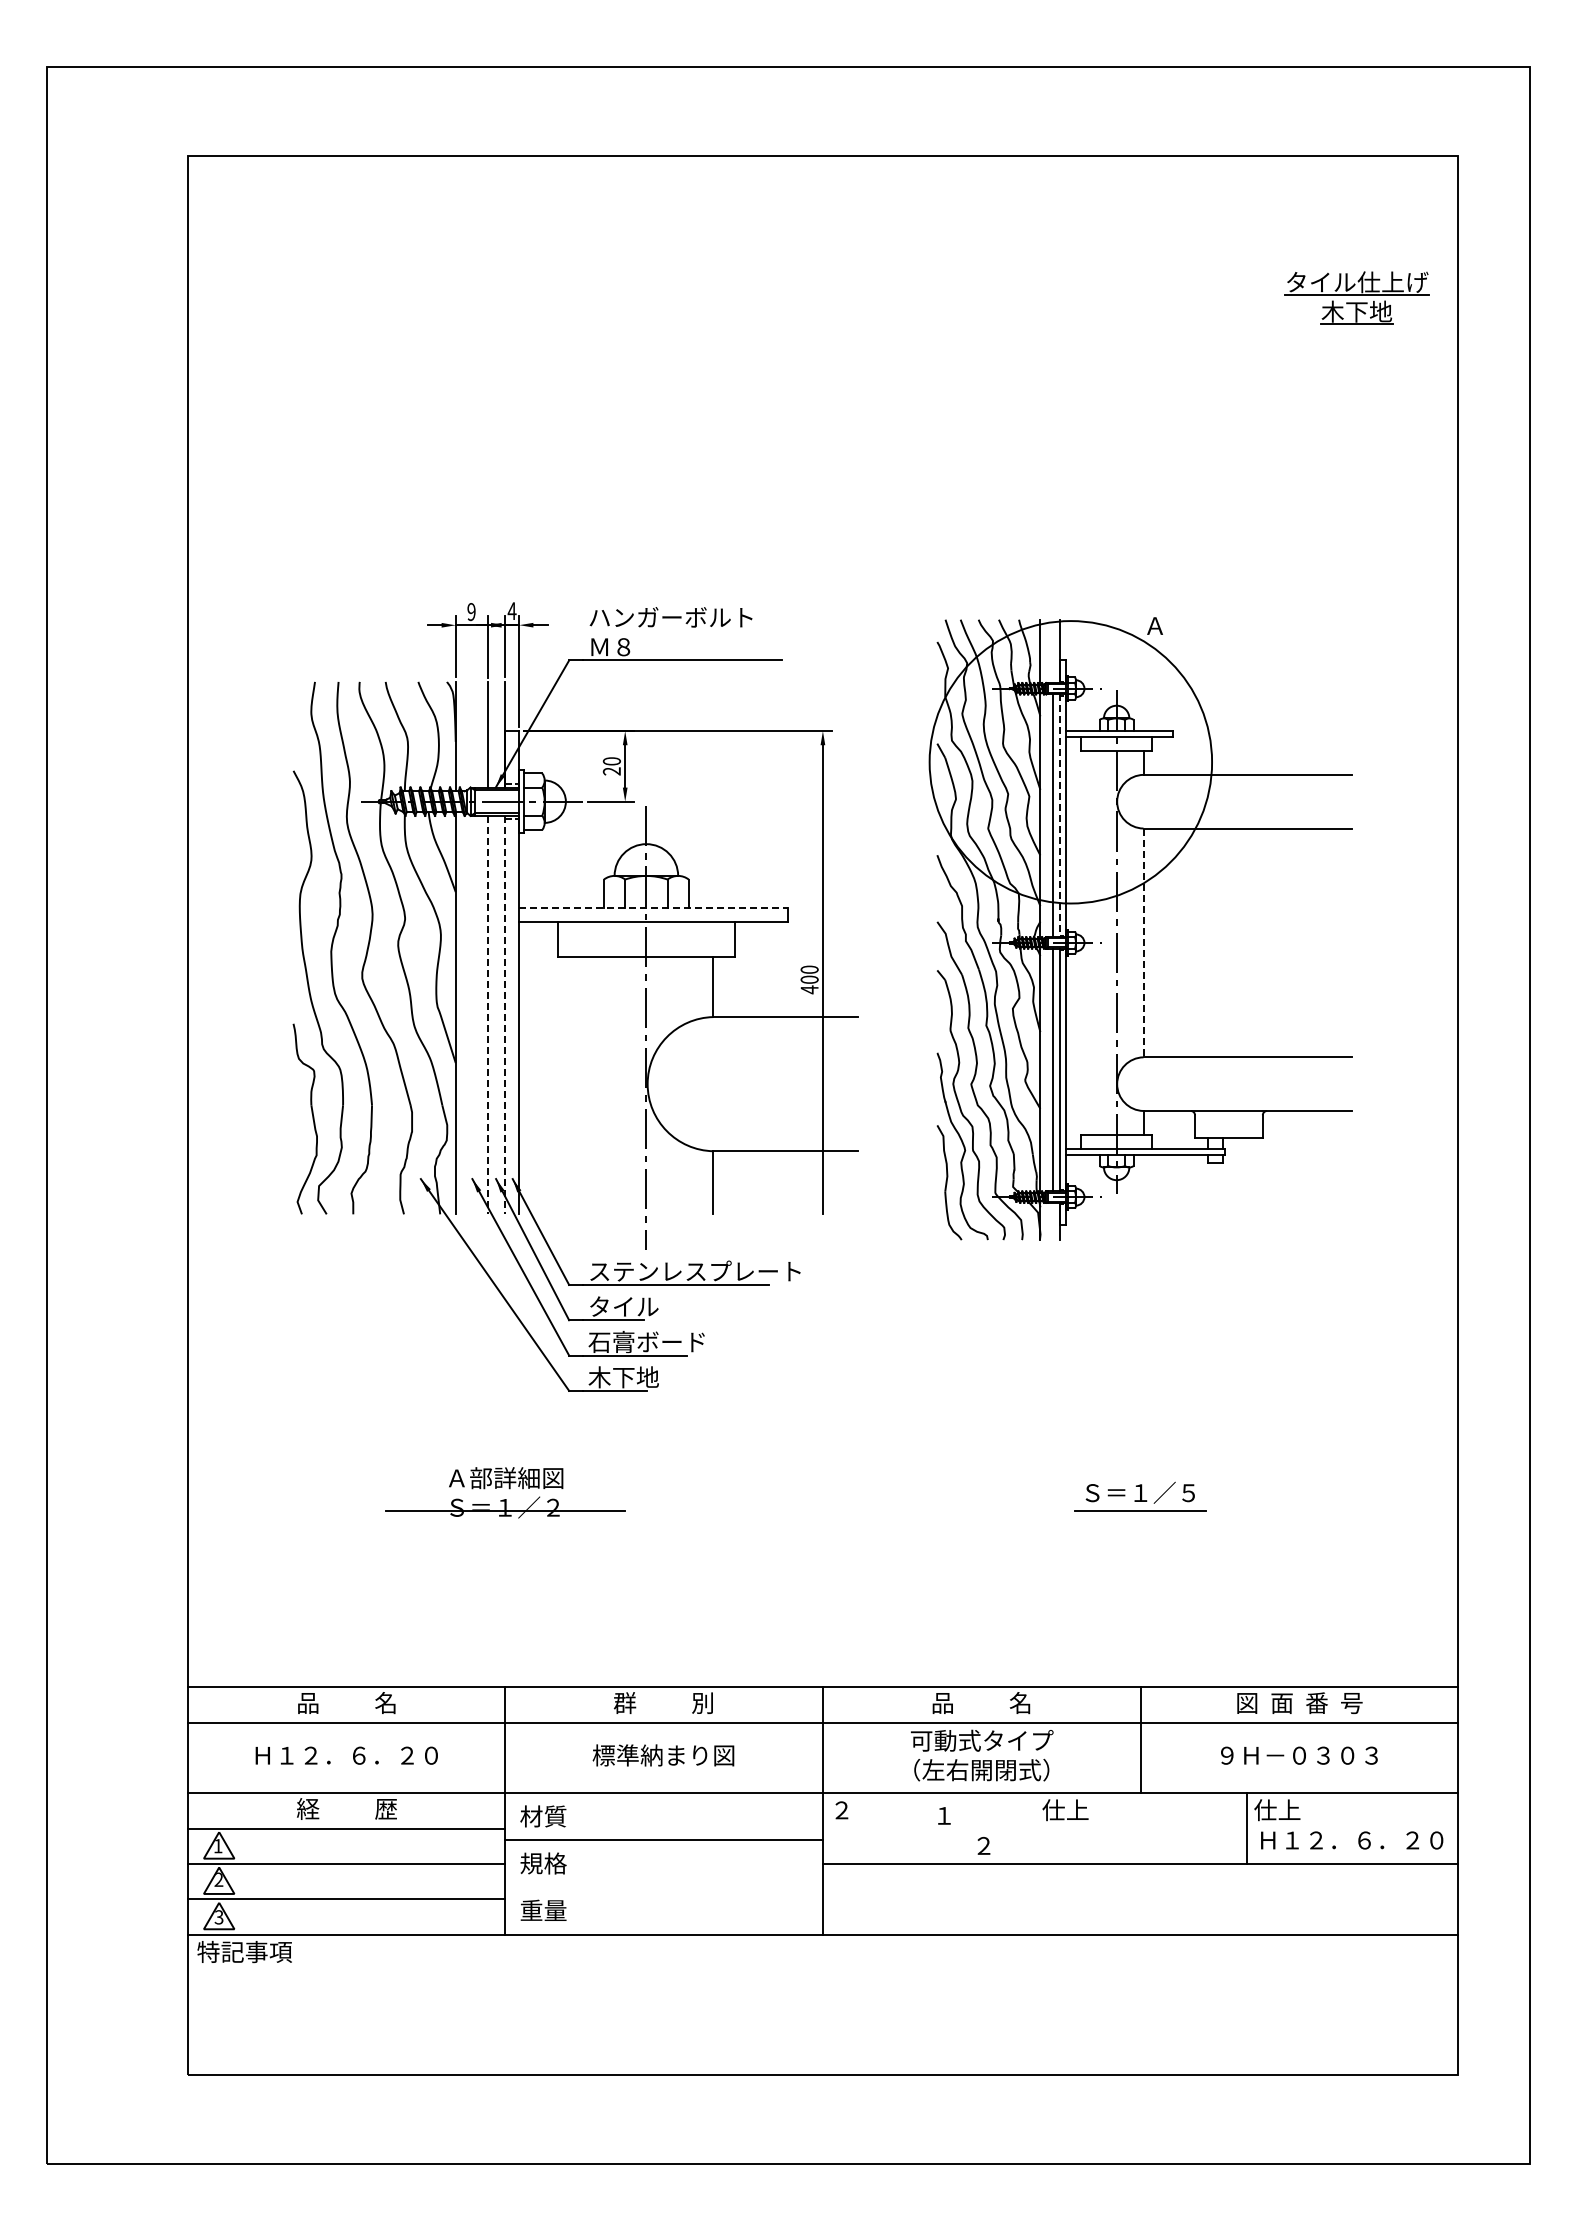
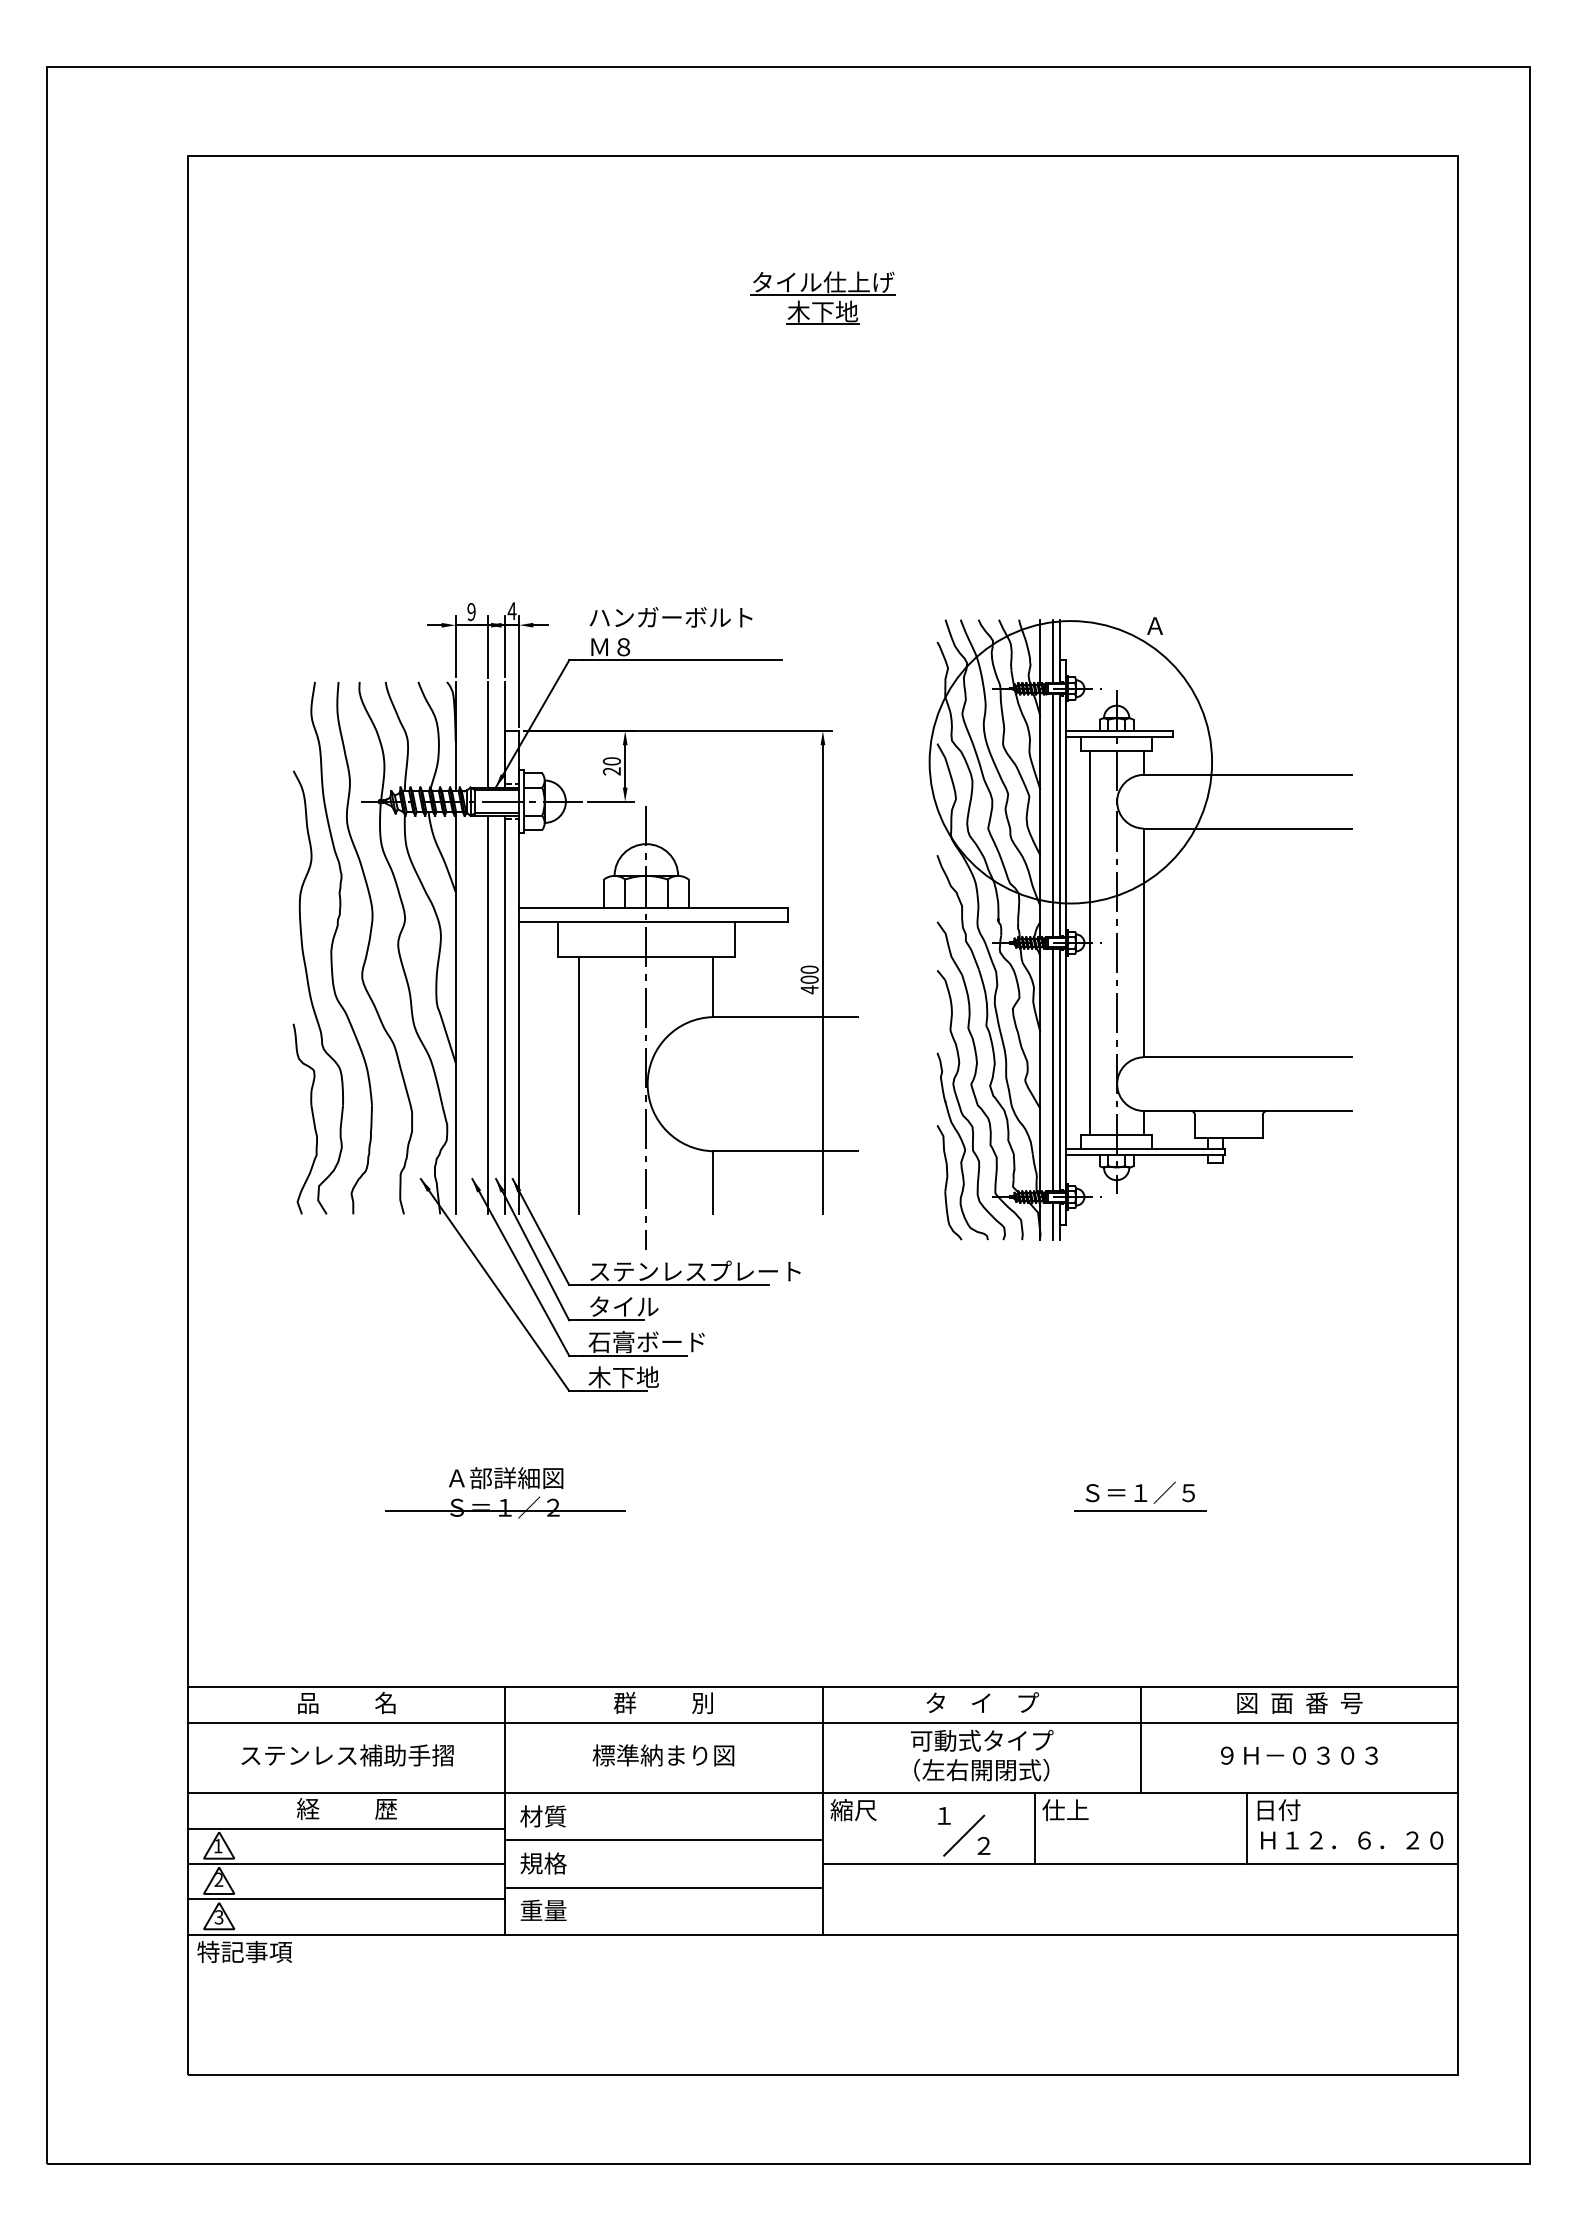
part position: (1356, 297) -> (822, 297) (822, 297)
line: none -> present (1053, 651)
line: dashed -> solid (1060, 816)
line: dashed -> solid (653, 907)
line: none -> present (1089, 942)
line: dashed -> solid (1143, 943)
line: dashed -> solid (487, 1015)
line: dashed -> solid (505, 1015)
line: none -> present (579, 1085)
line: none -> present (1053, 1221)
text: 品          名 -> タ    イ    プ (982, 1703)
text: Ｈ１２．６．２０ -> ステンレス補助手摺 (347, 1755)
text: ２ -> 縮尺 (853, 1810)
text: 仕上 -> 日付 (1277, 1810)
line: none -> present (1034, 1828)
line: none -> present (964, 1835)
line: none -> present (663, 1887)
